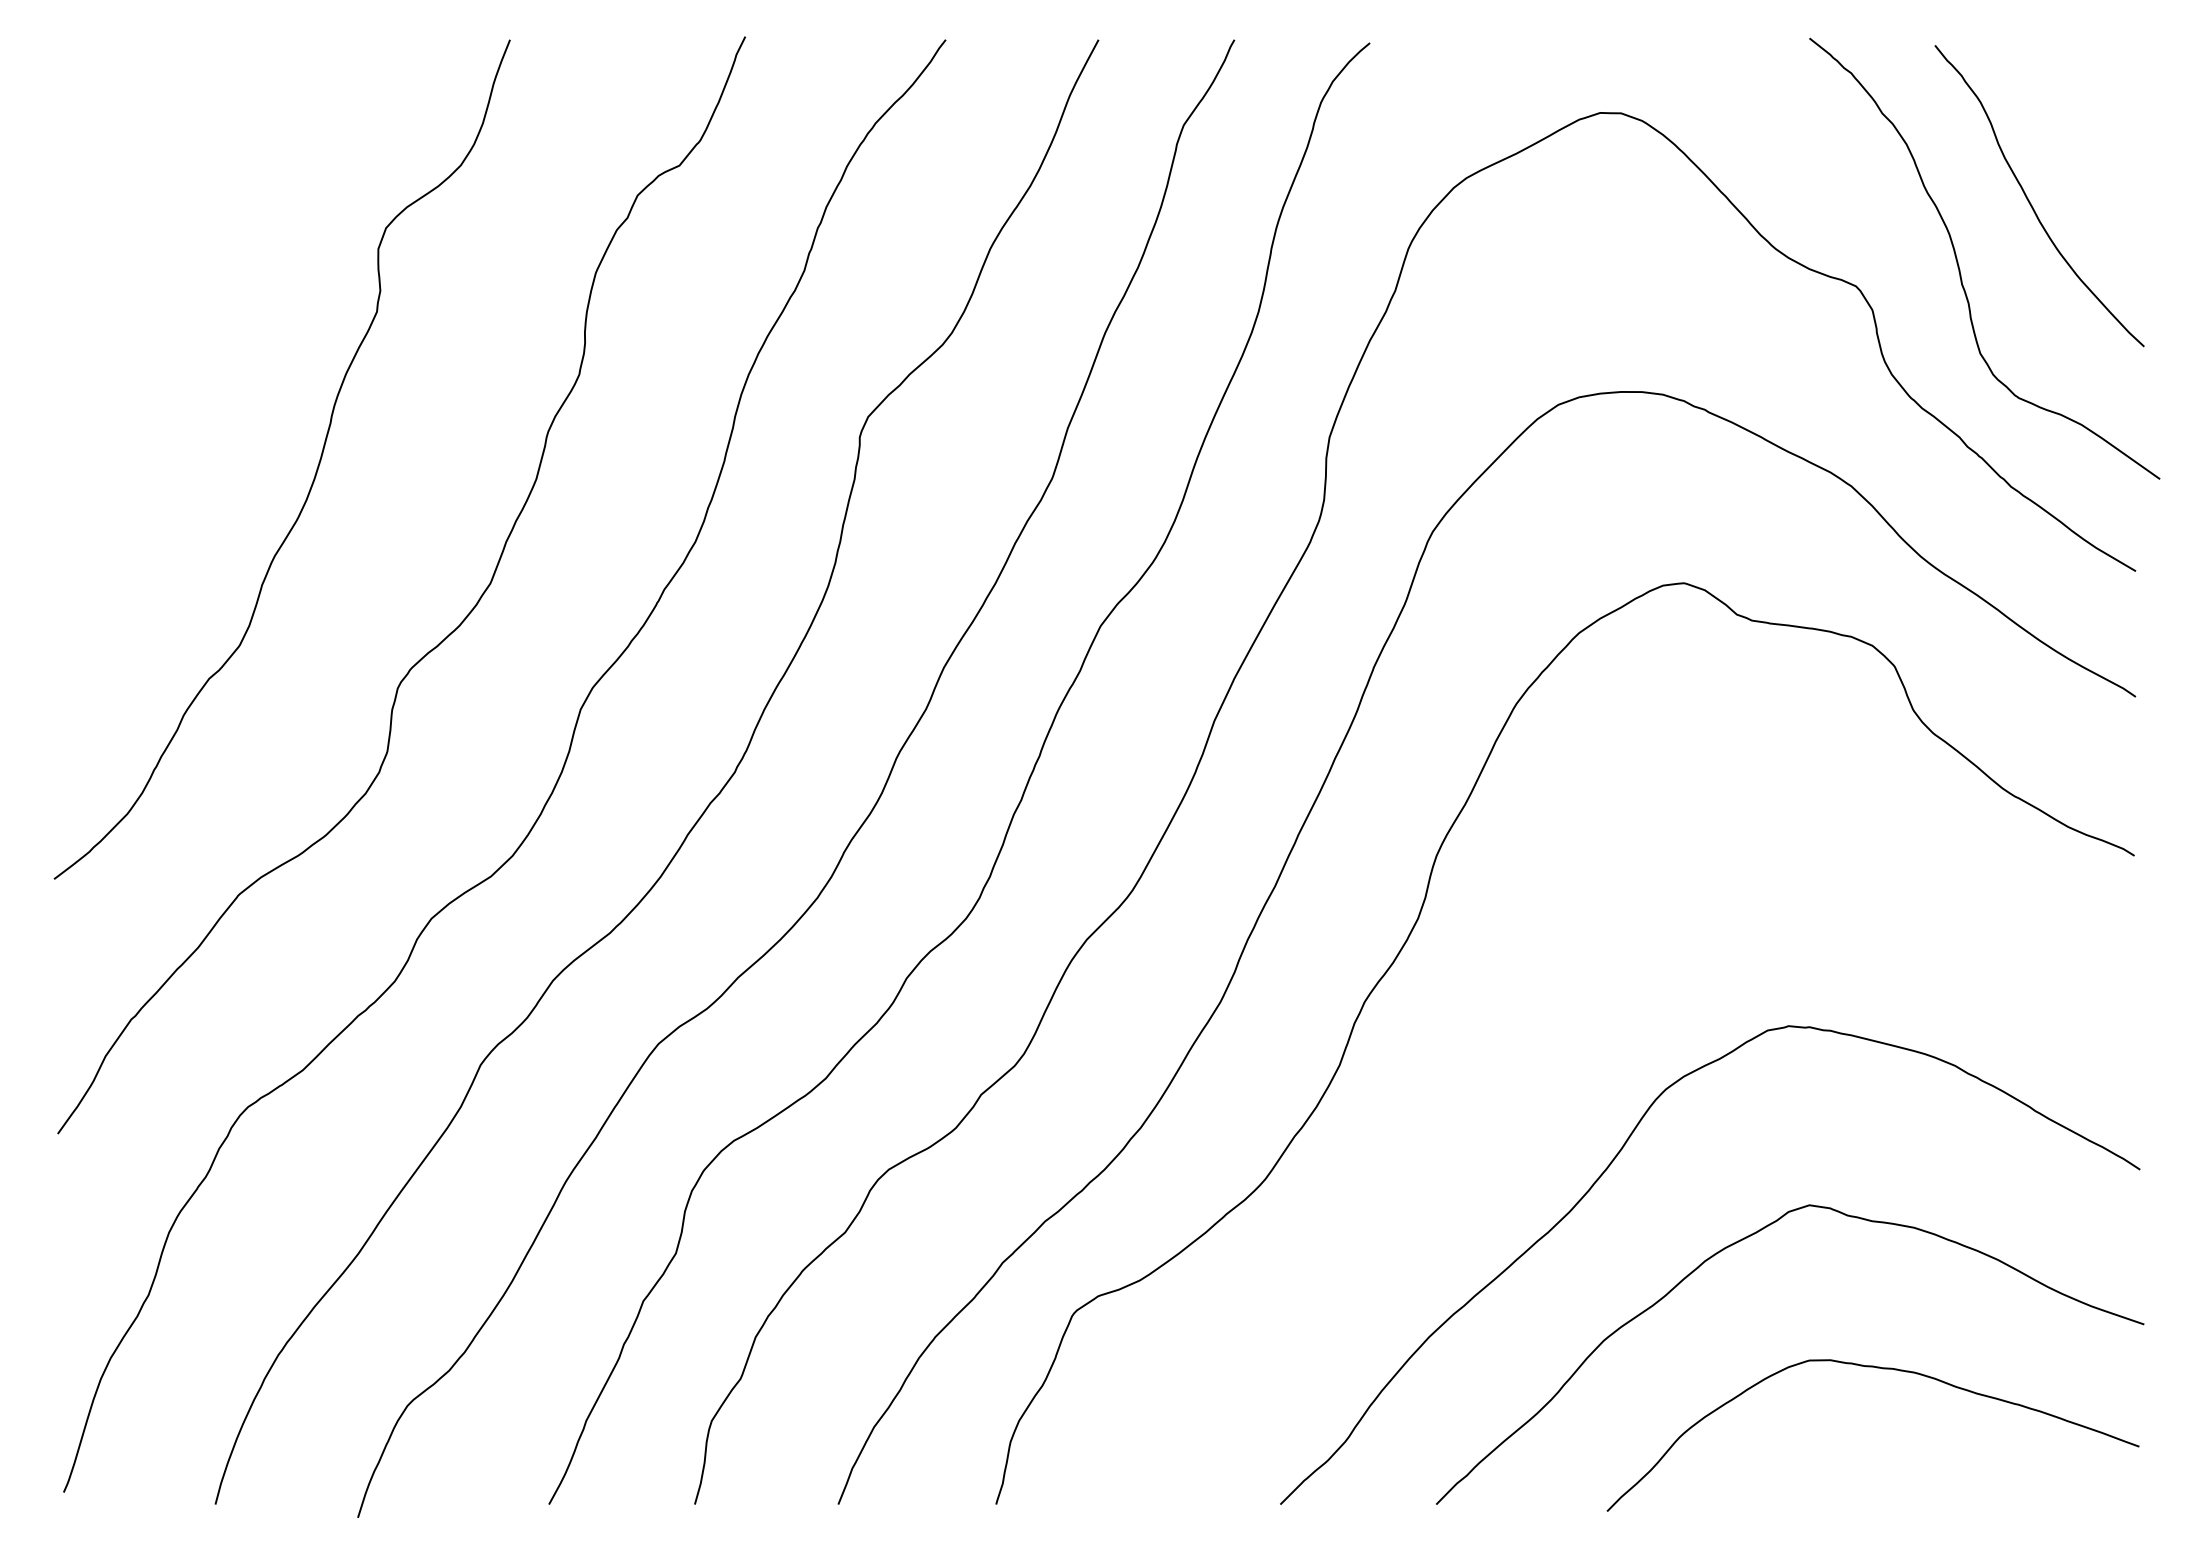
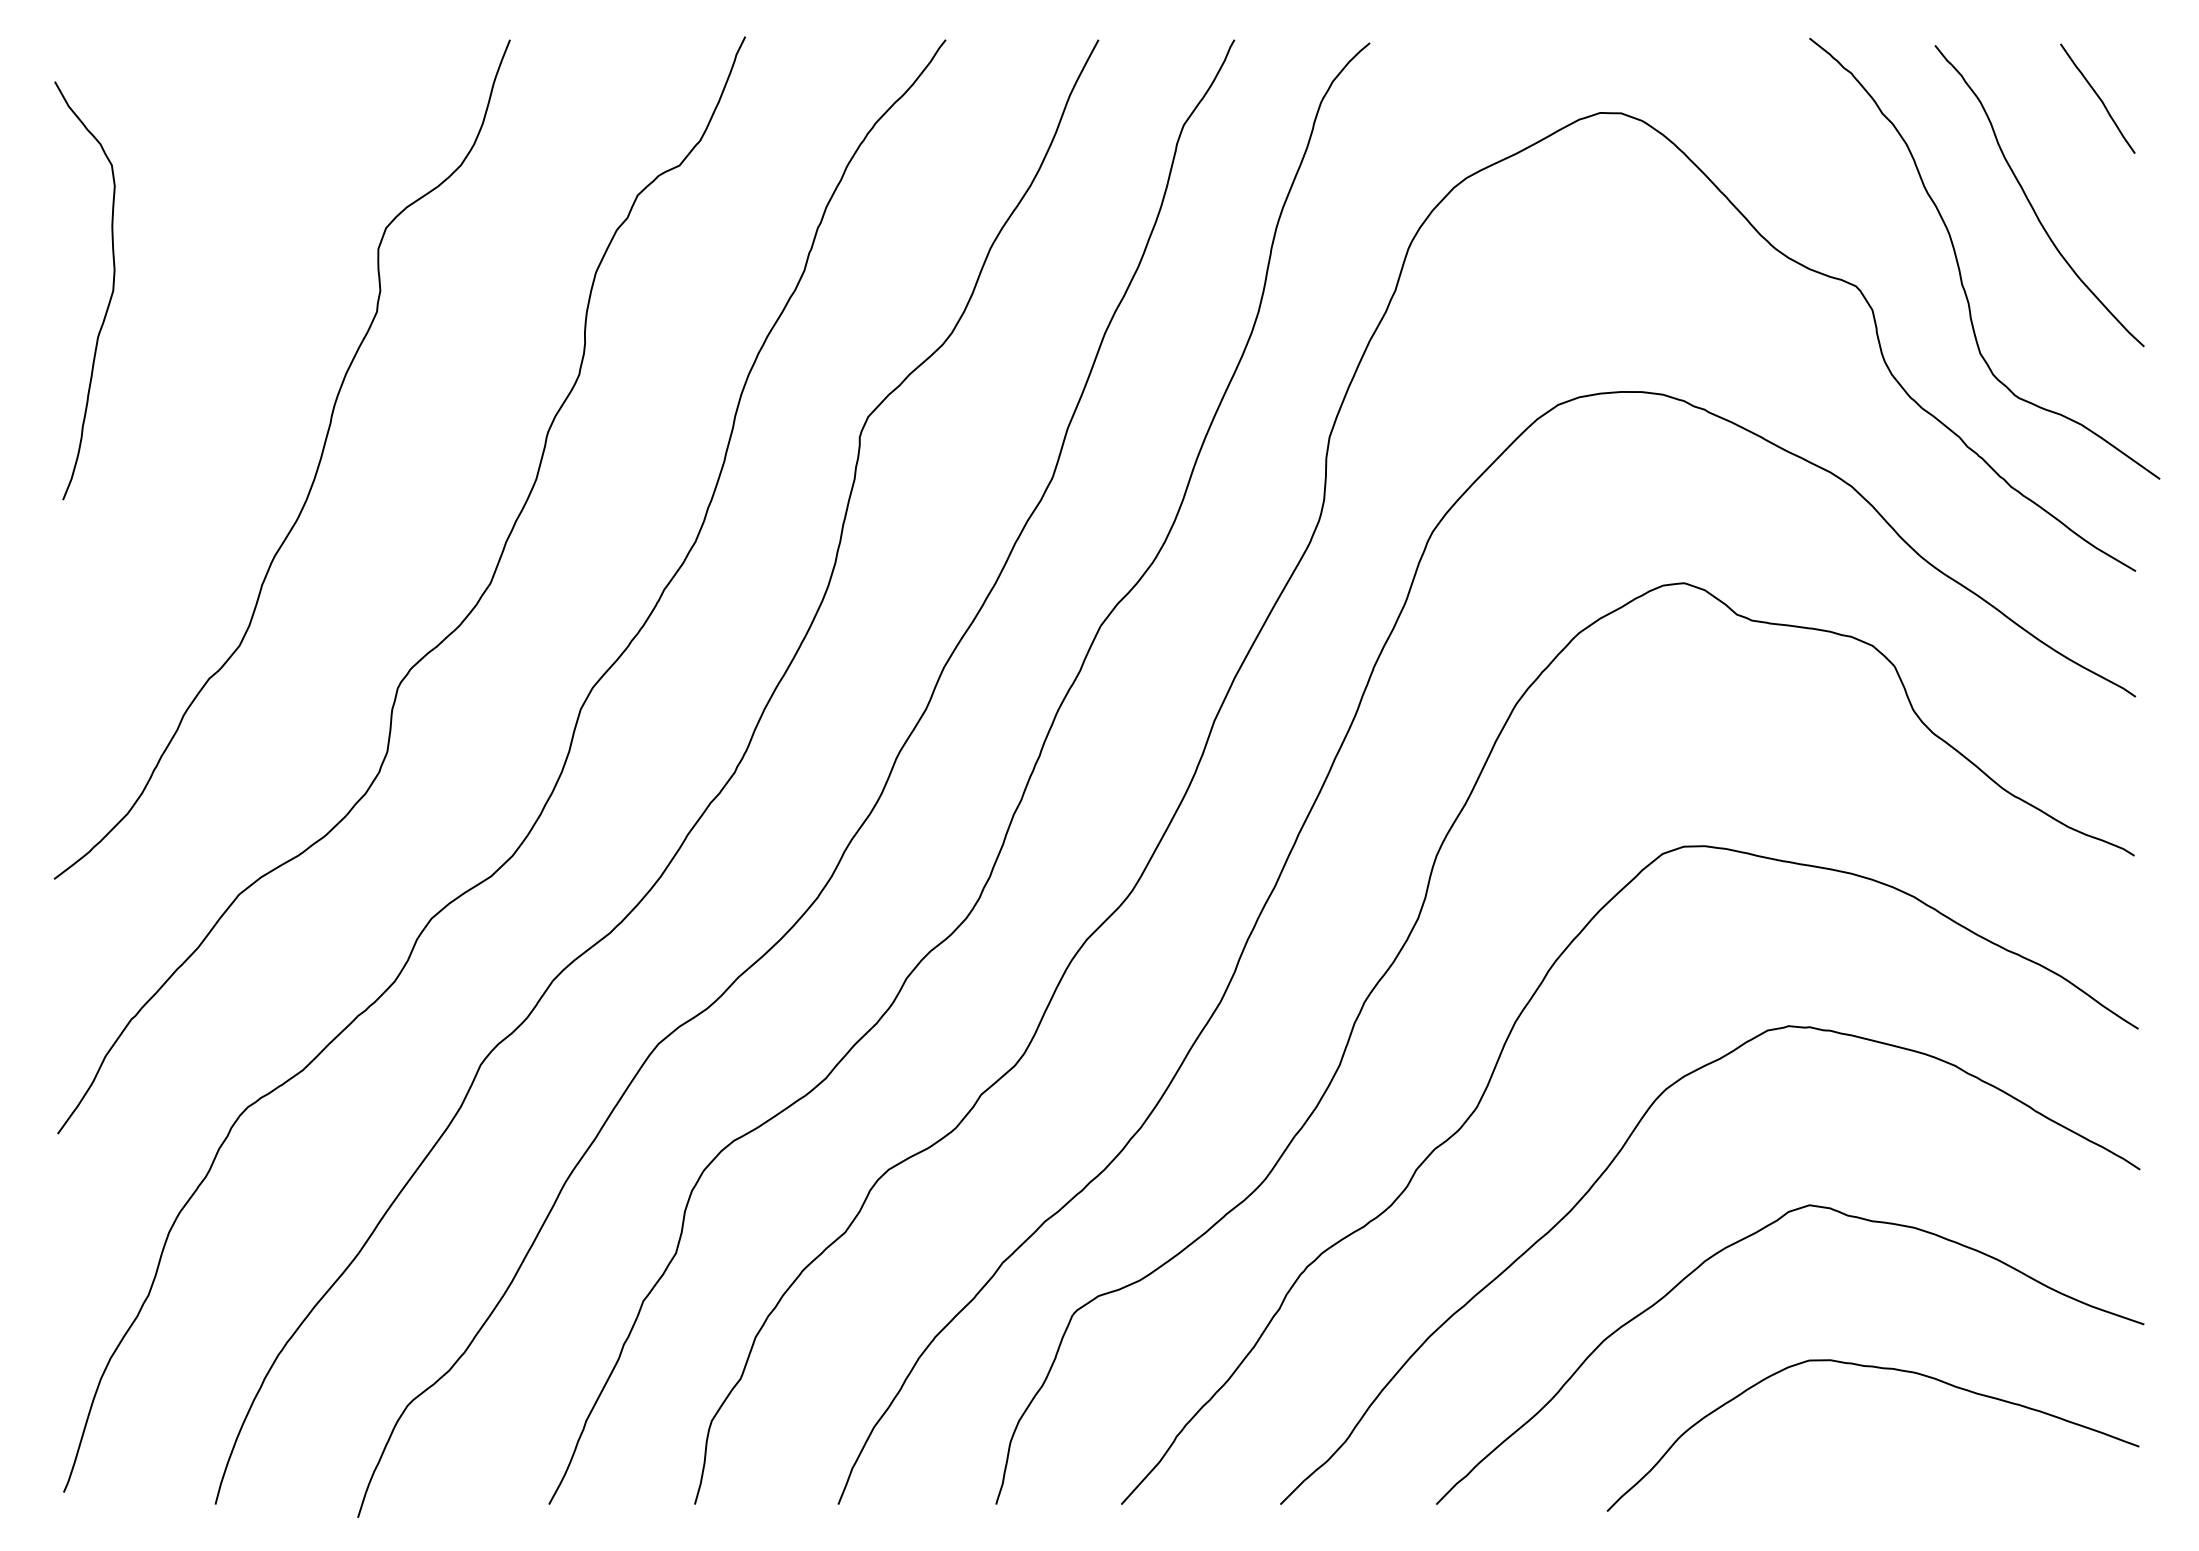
curve: none -> present (2098, 98)
curve: none -> present (110, 295)
curve: none -> present (1481, 1100)
